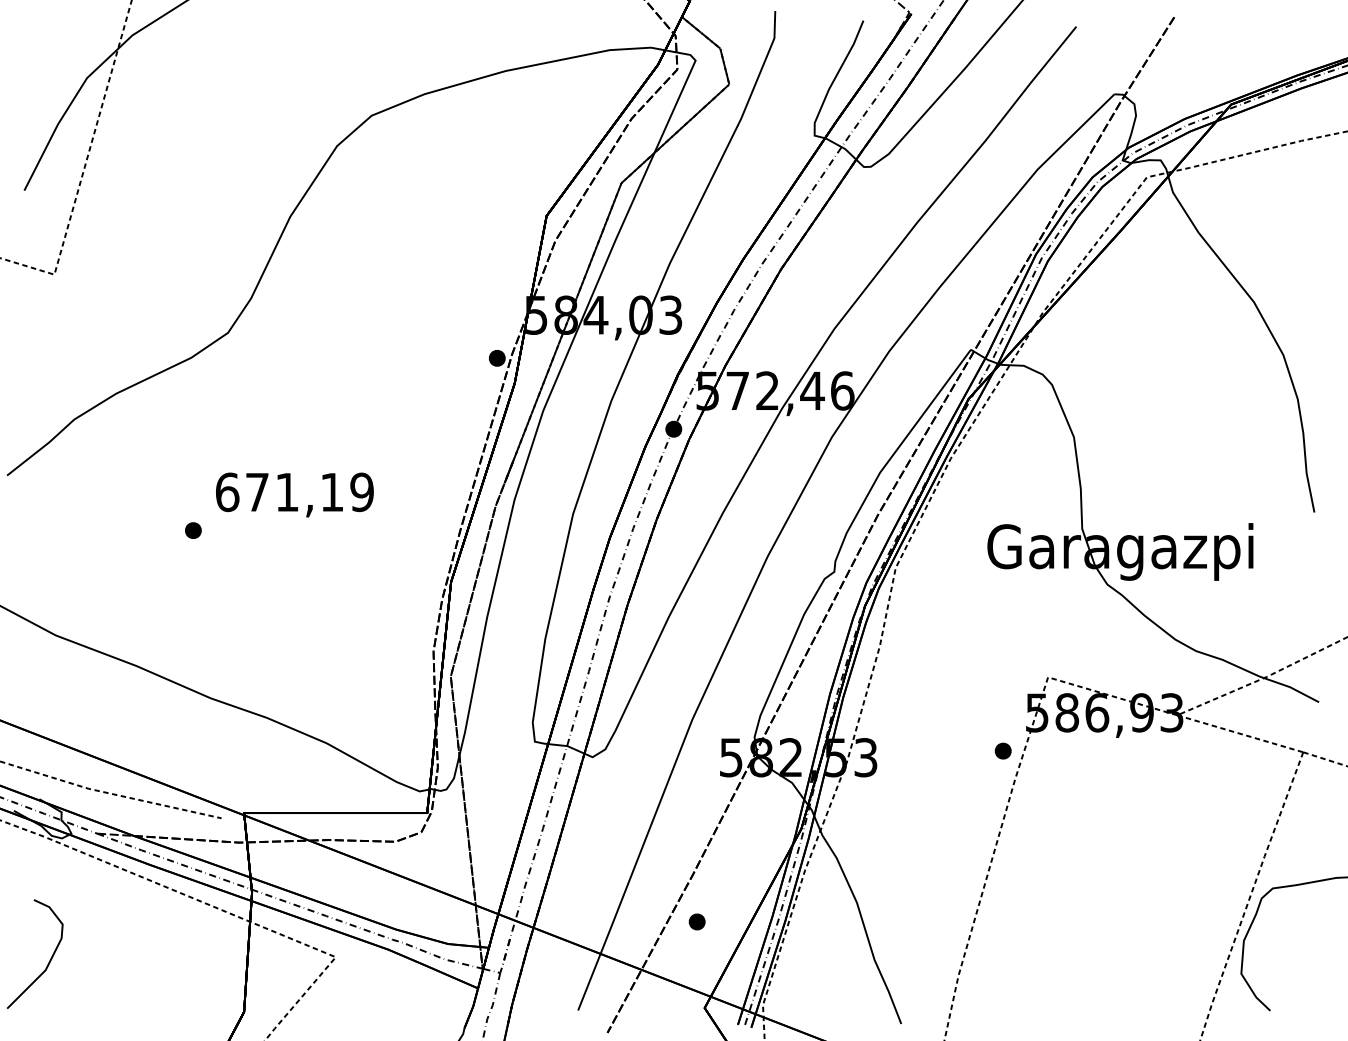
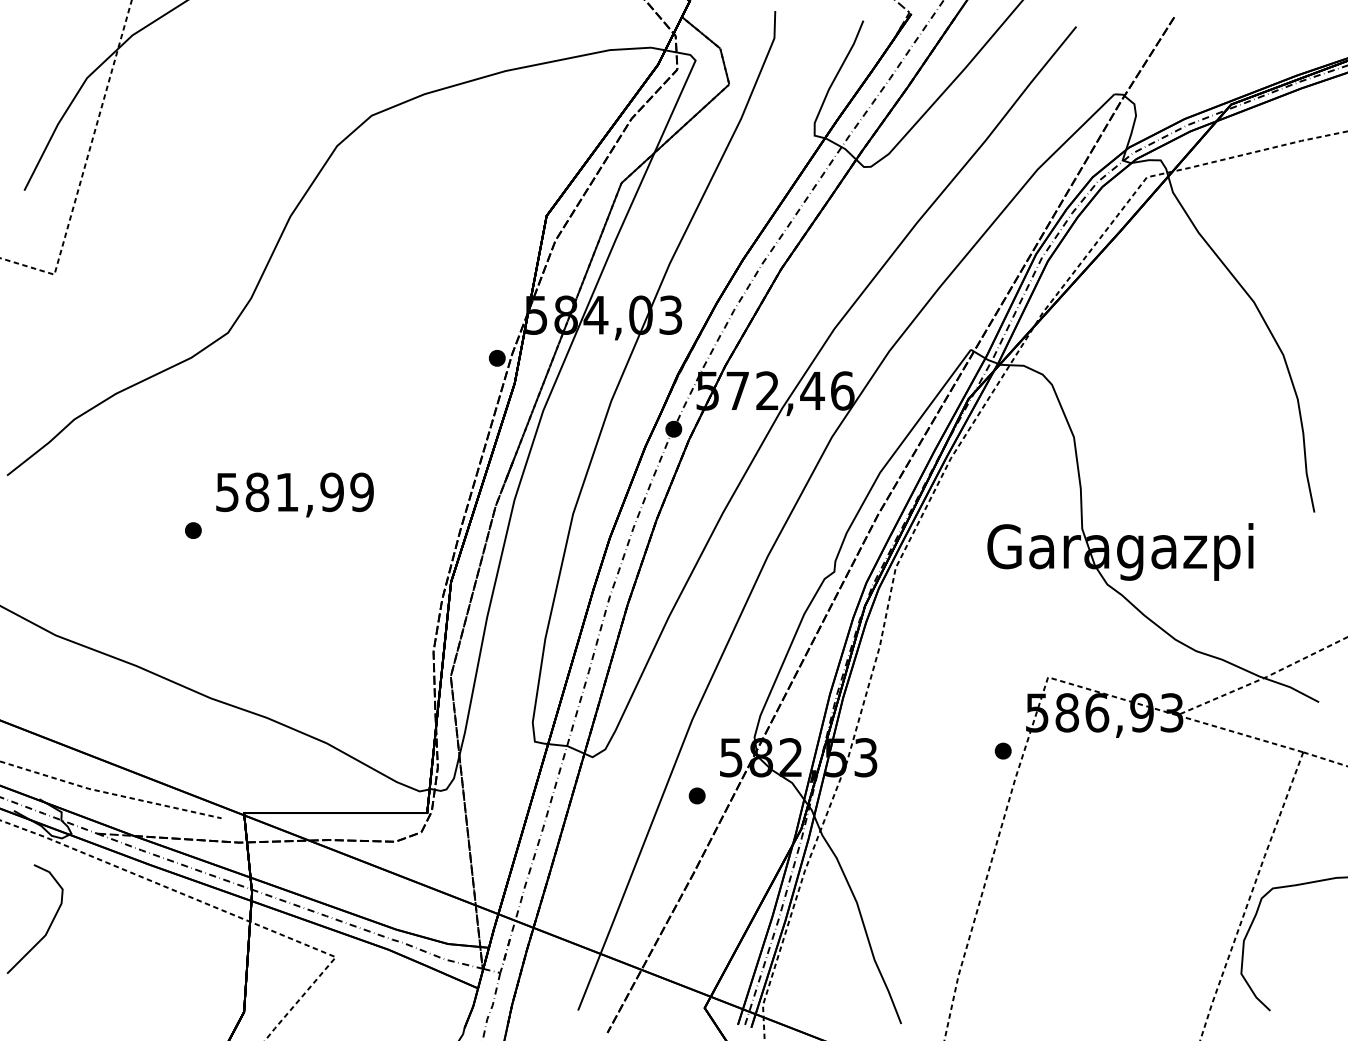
text: 671,19 -> 581,99 (279, 492)
part position: (696, 921) -> (696, 795) (696, 795)
curve position: (49, 960) -> (49, 925) (49, 925)
